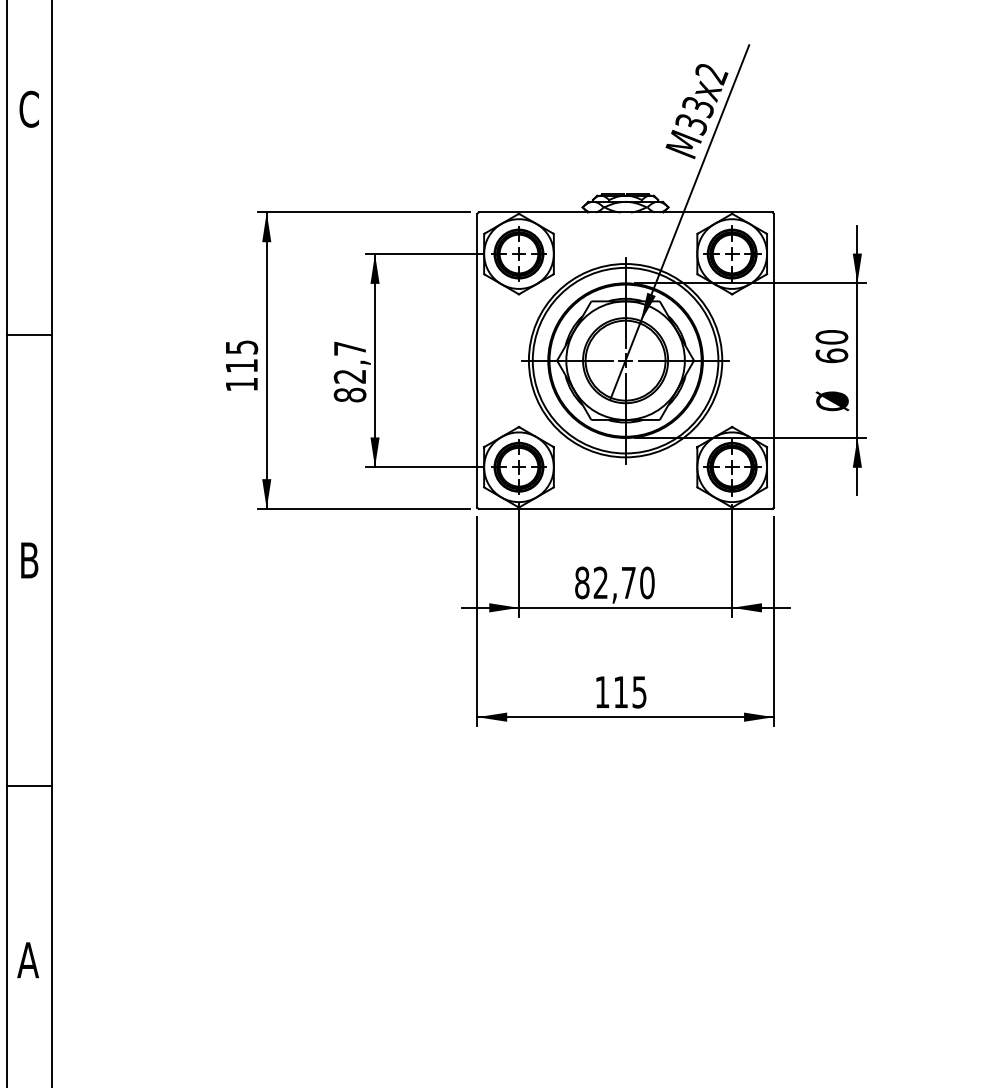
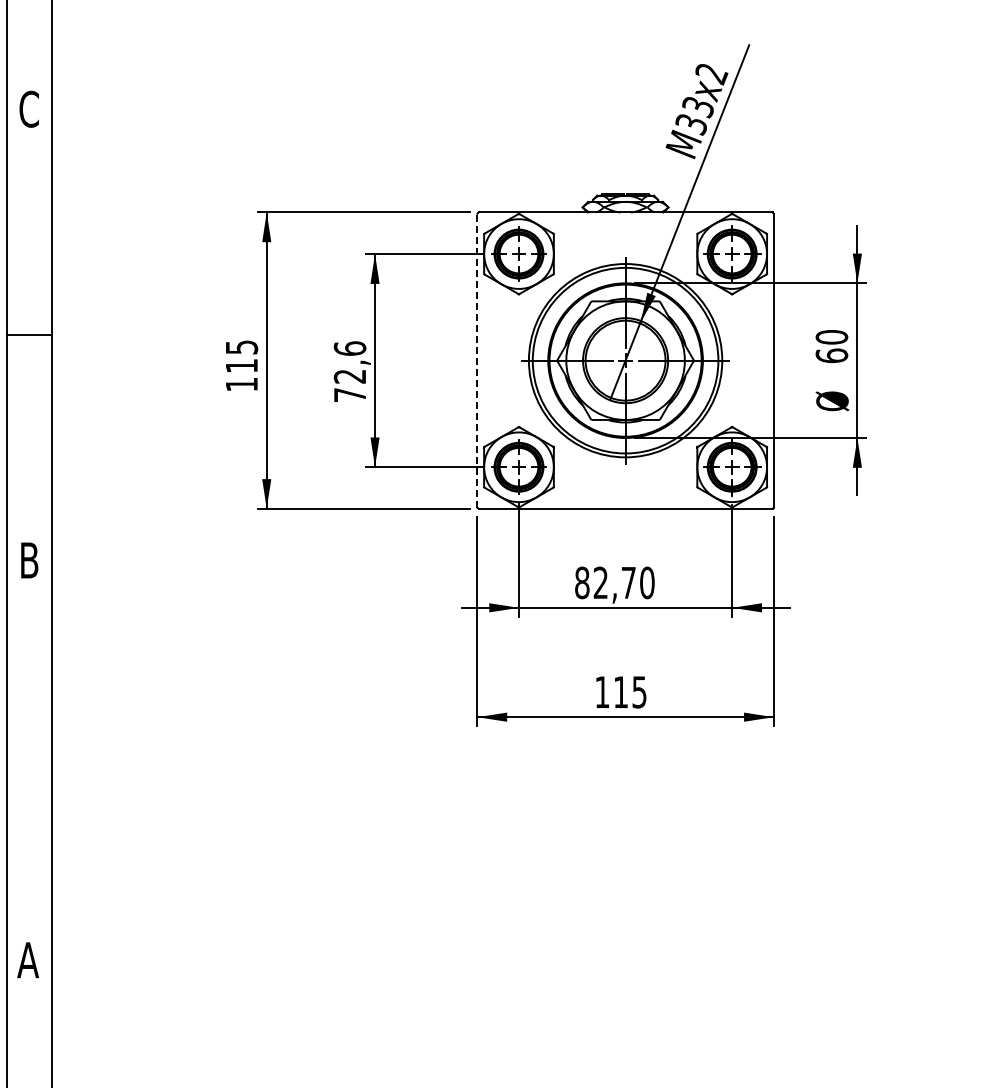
line: solid -> dashed (477, 360)
text: 82,7 -> 72,6 (349, 371)
line: present -> none (29, 785)
